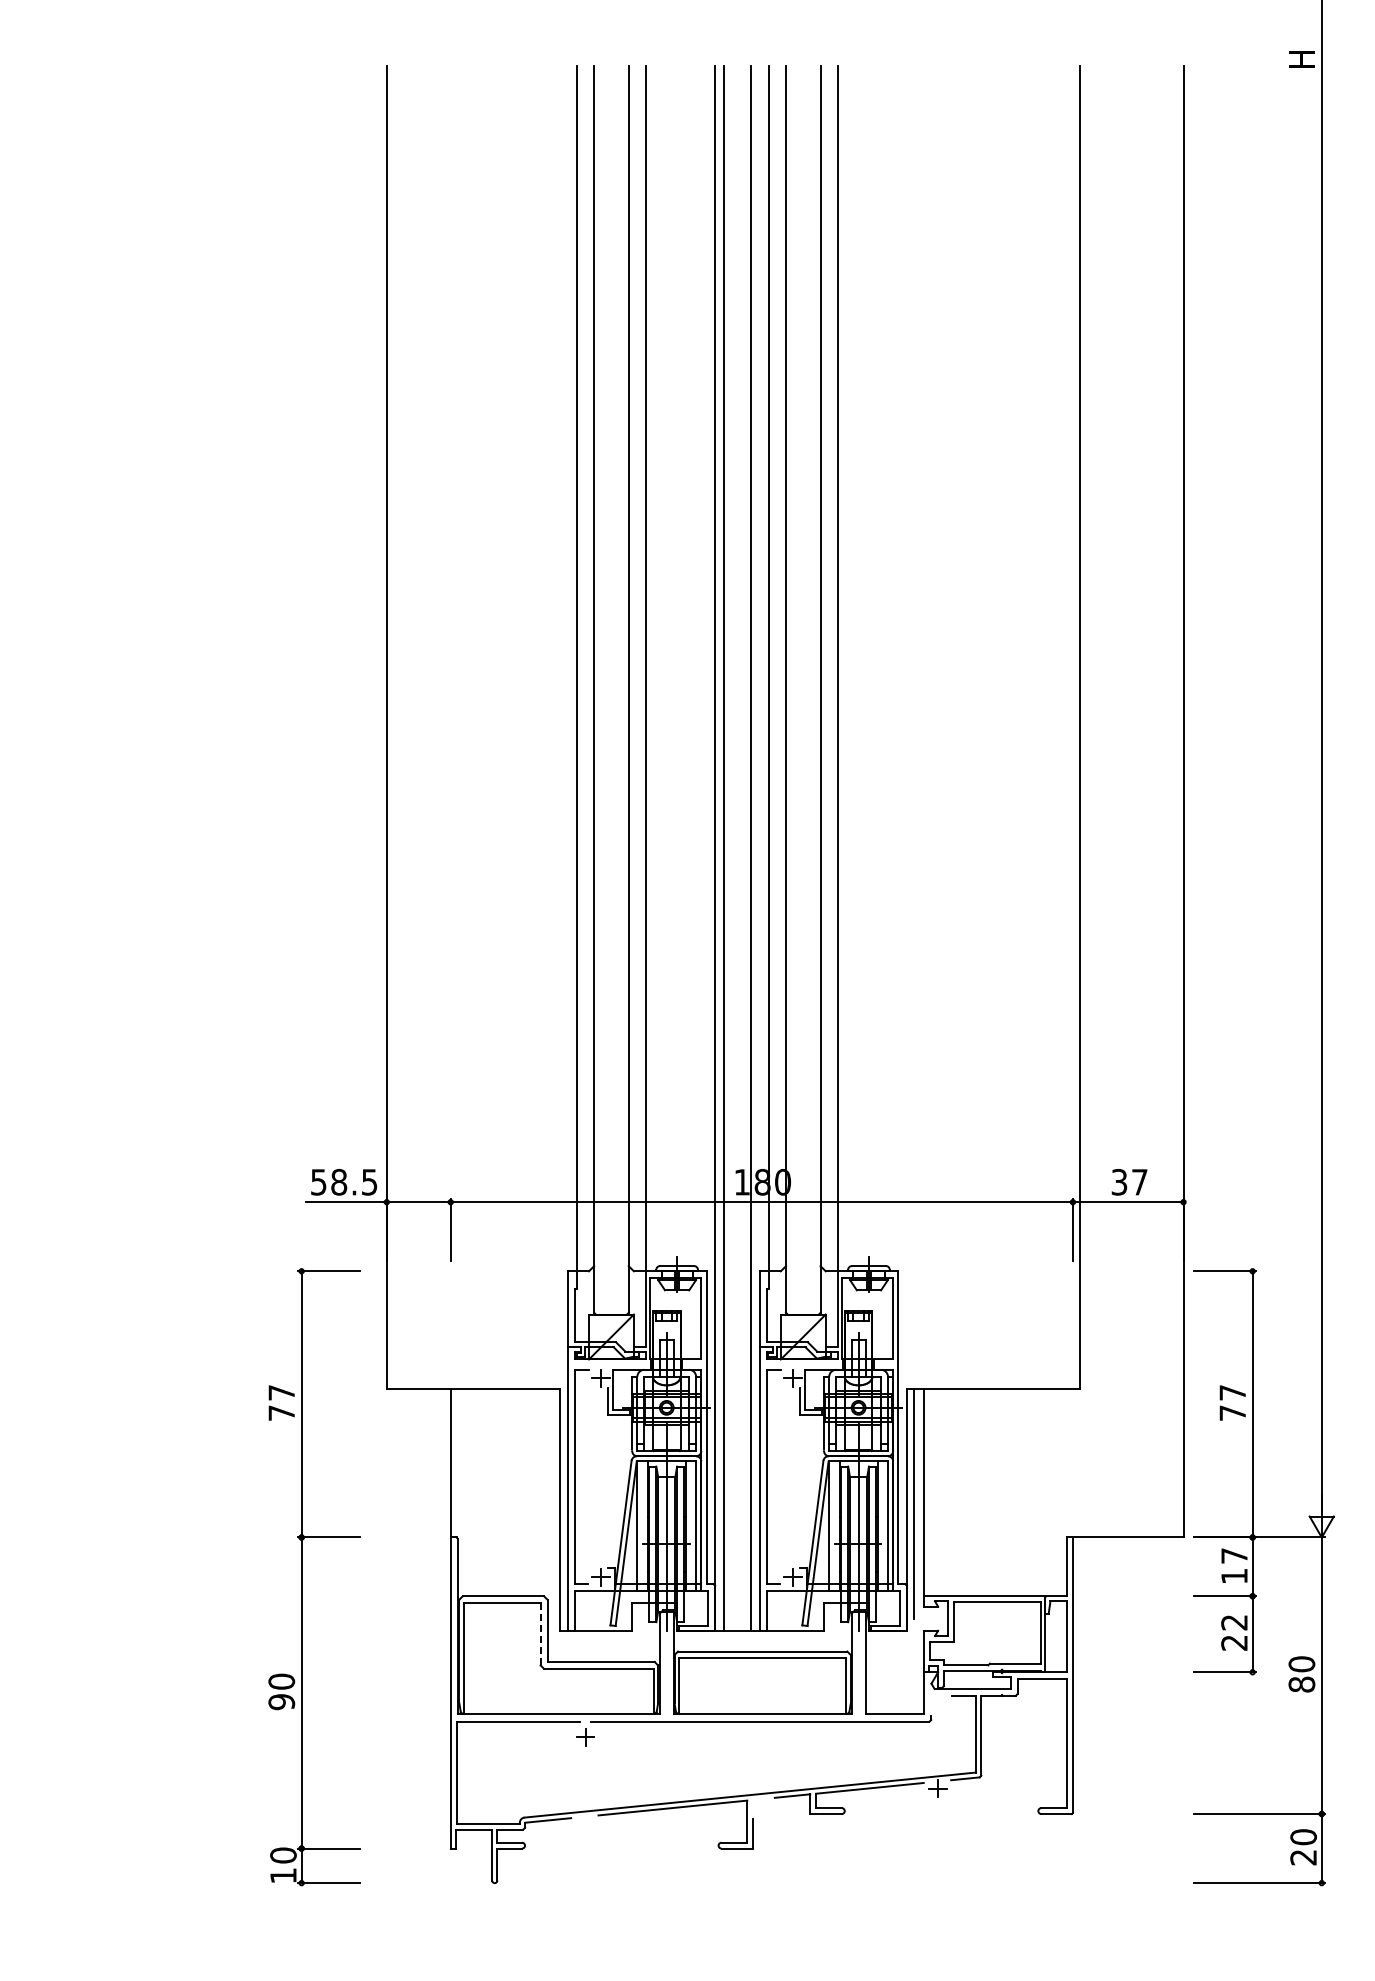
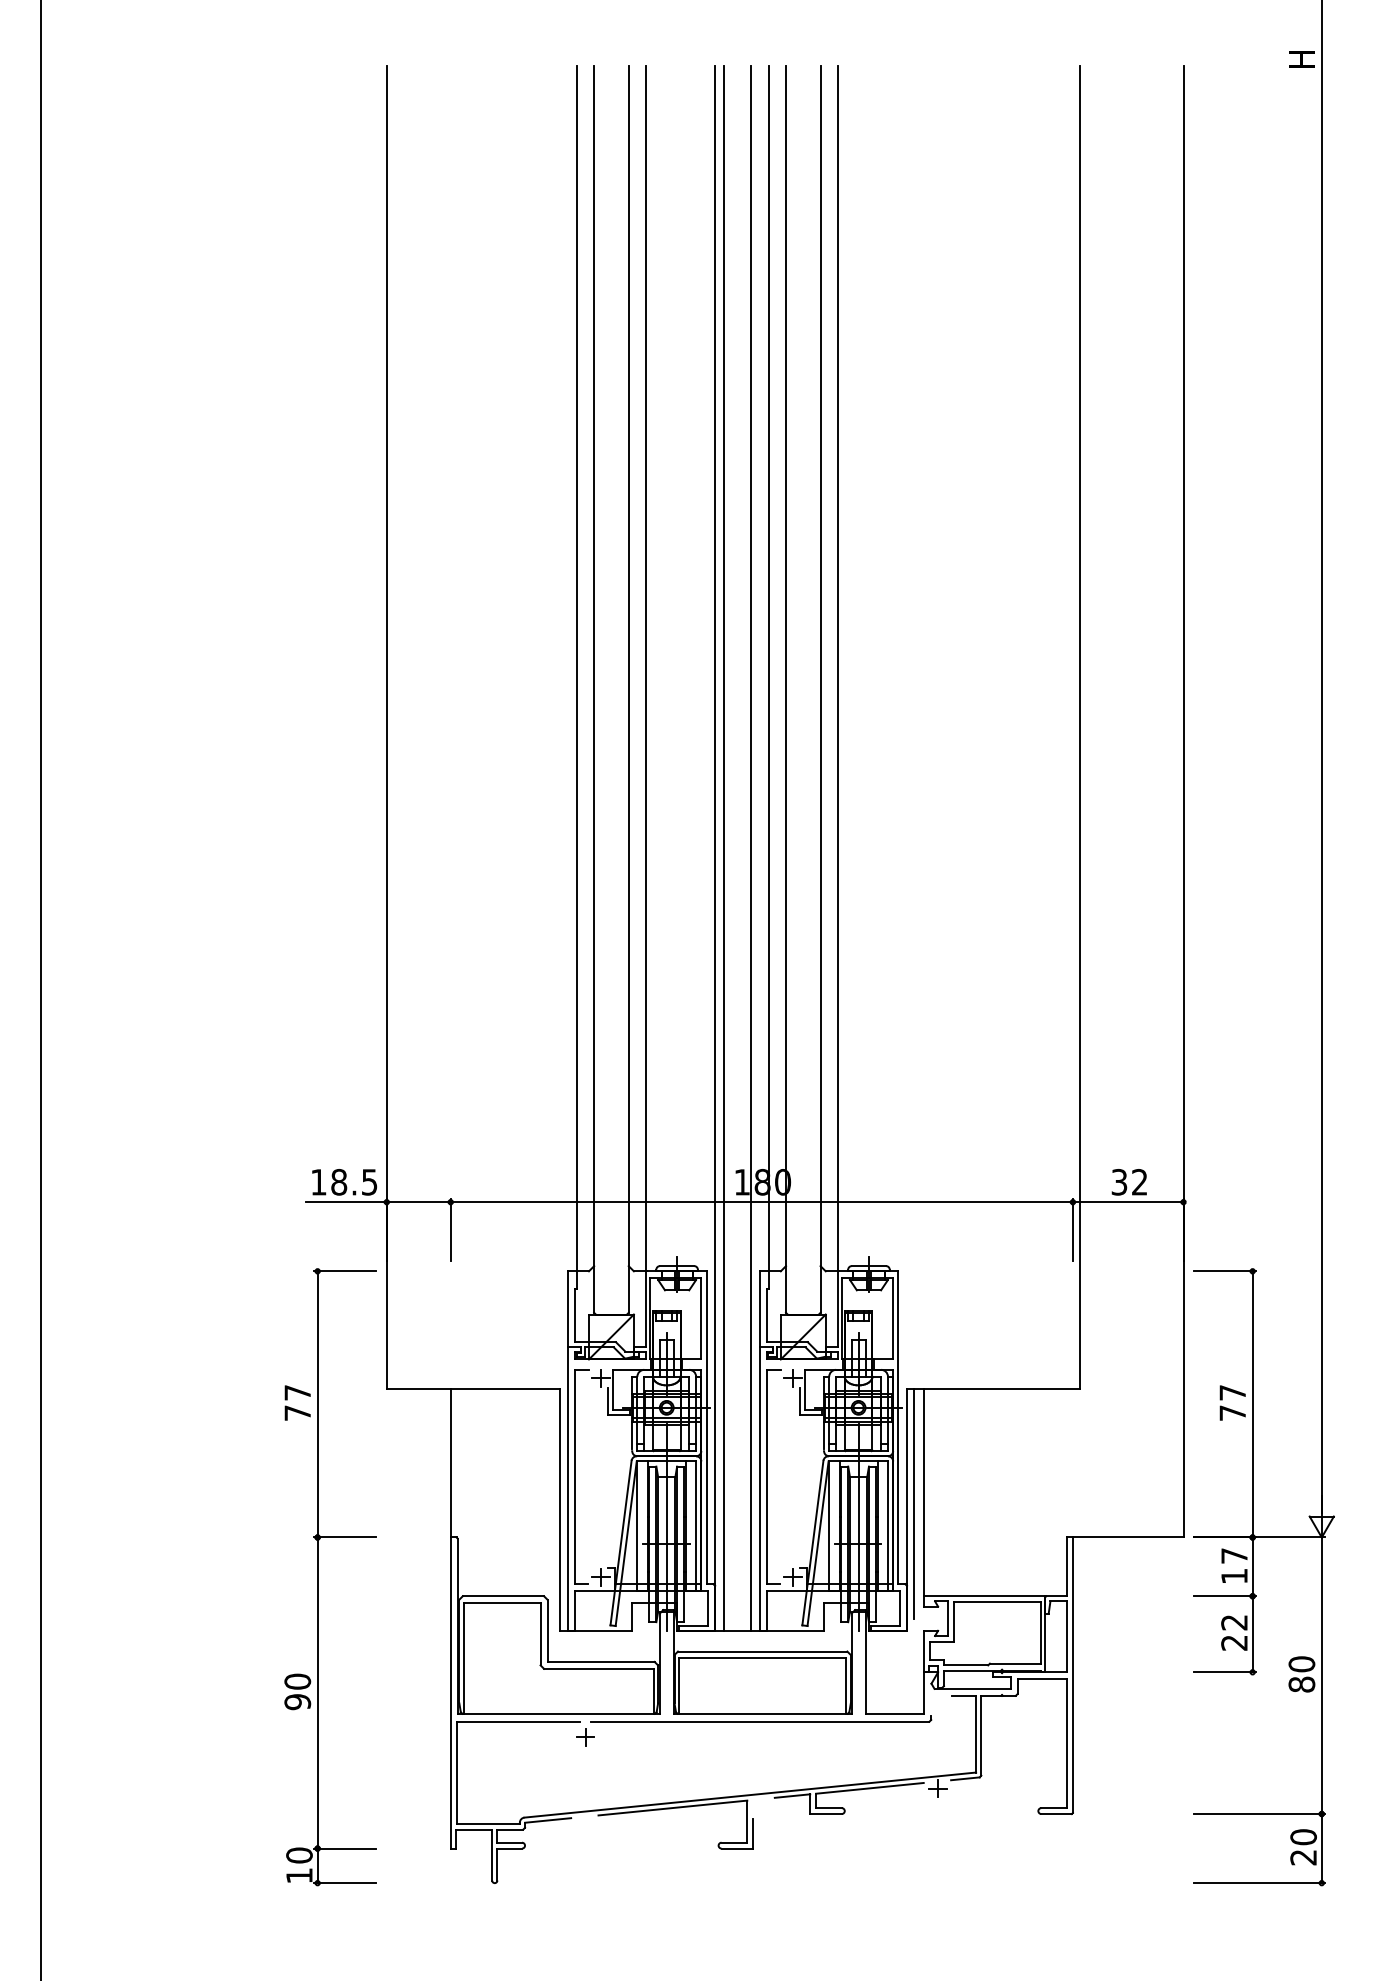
line: none -> present (41, 989)
text: 58.5 -> 18.5 (318, 1182)
text: 37 -> 32 (1139, 1182)
part position: (302, 1577) -> (318, 1577) (318, 1577)
line: dashed -> solid (540, 1633)
